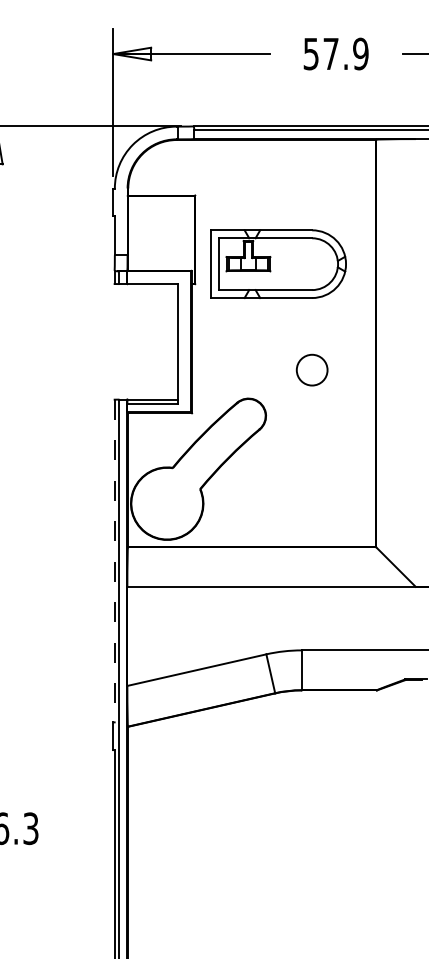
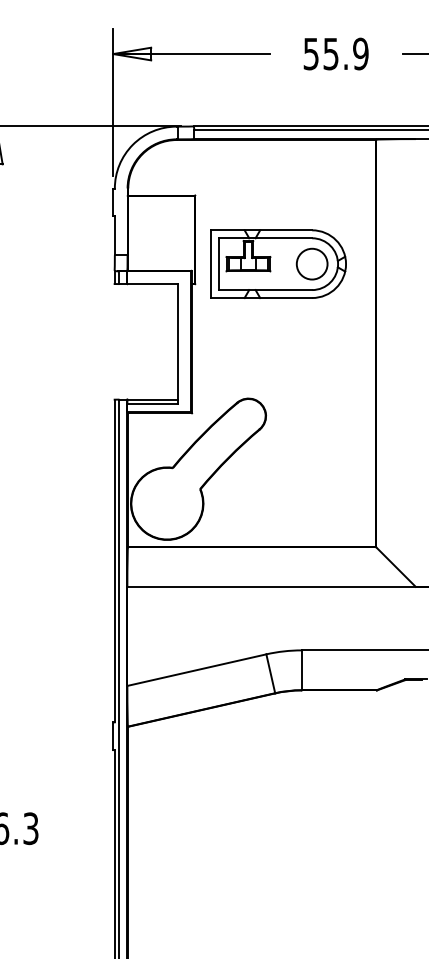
text: 57.9 -> 55.9 (330, 54)
circle position: (311, 369) -> (311, 263) (311, 263)
line: dashed -> solid (114, 561)
